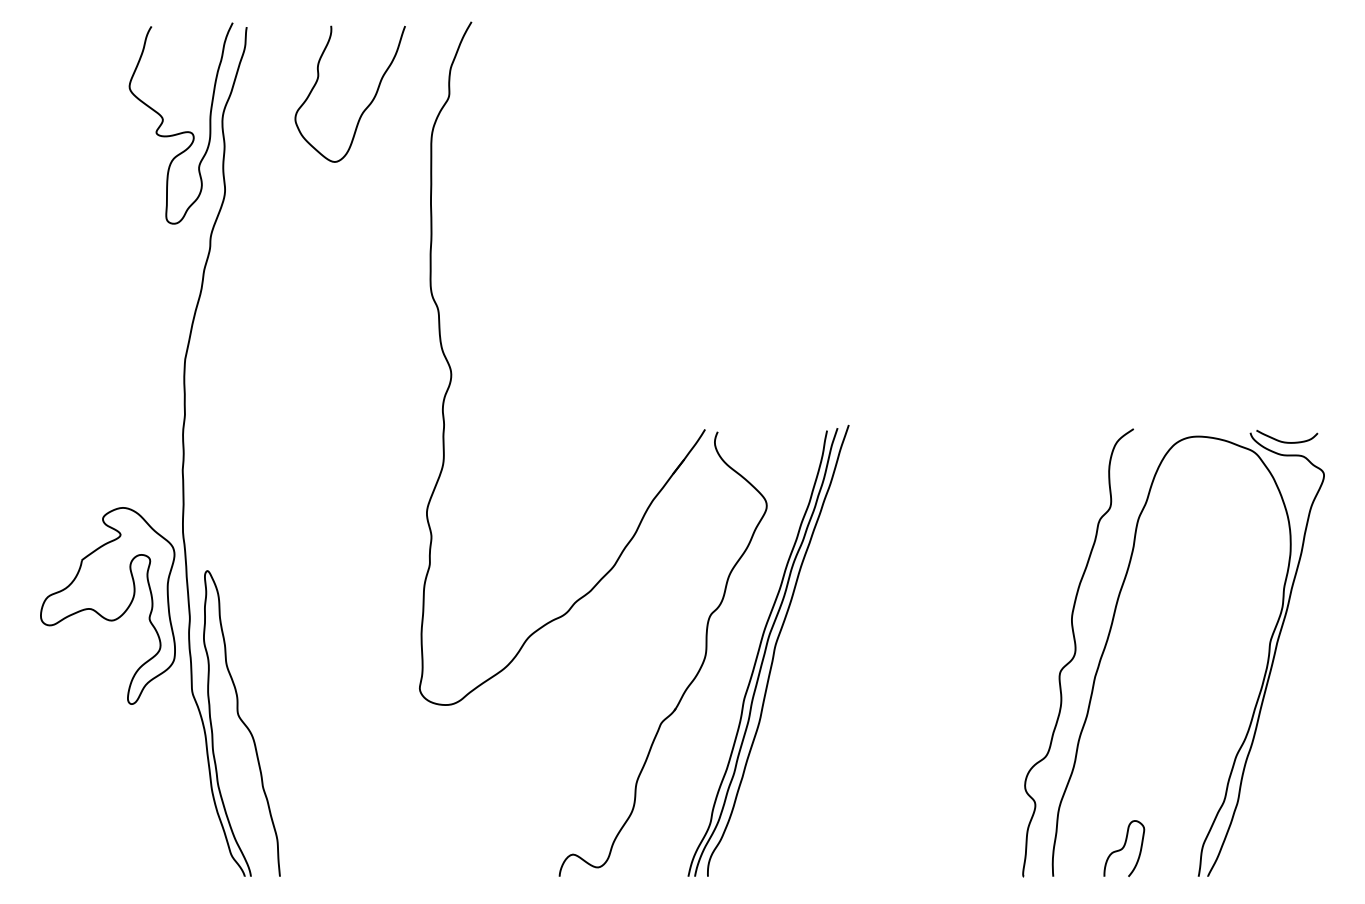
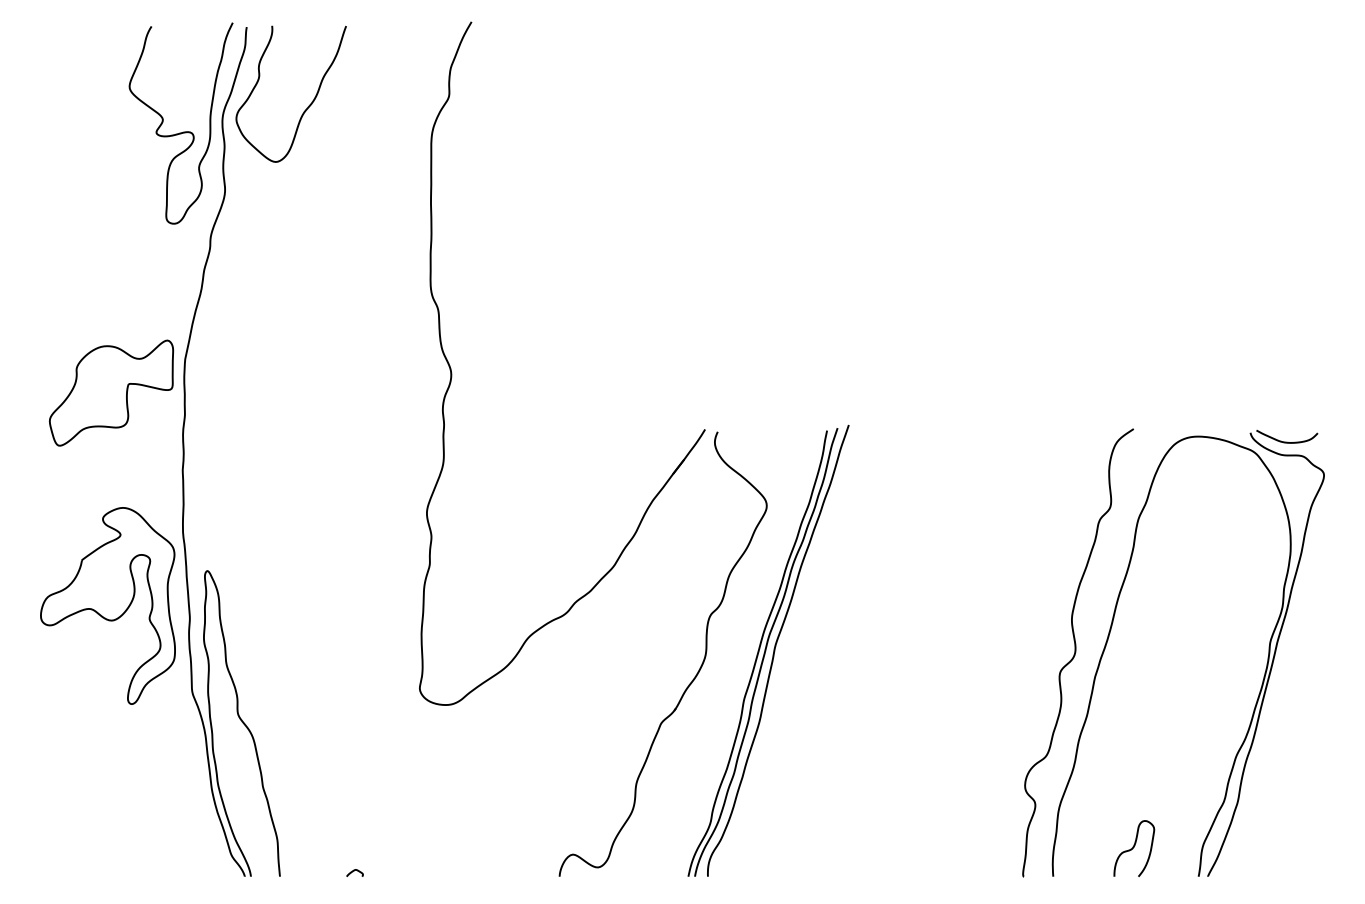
curve position: (367, 105) -> (308, 105) (308, 105)
part: none -> present (111, 392)
curve position: (1124, 847) -> (1134, 847) (1134, 847)
curve: none -> present (354, 871)
